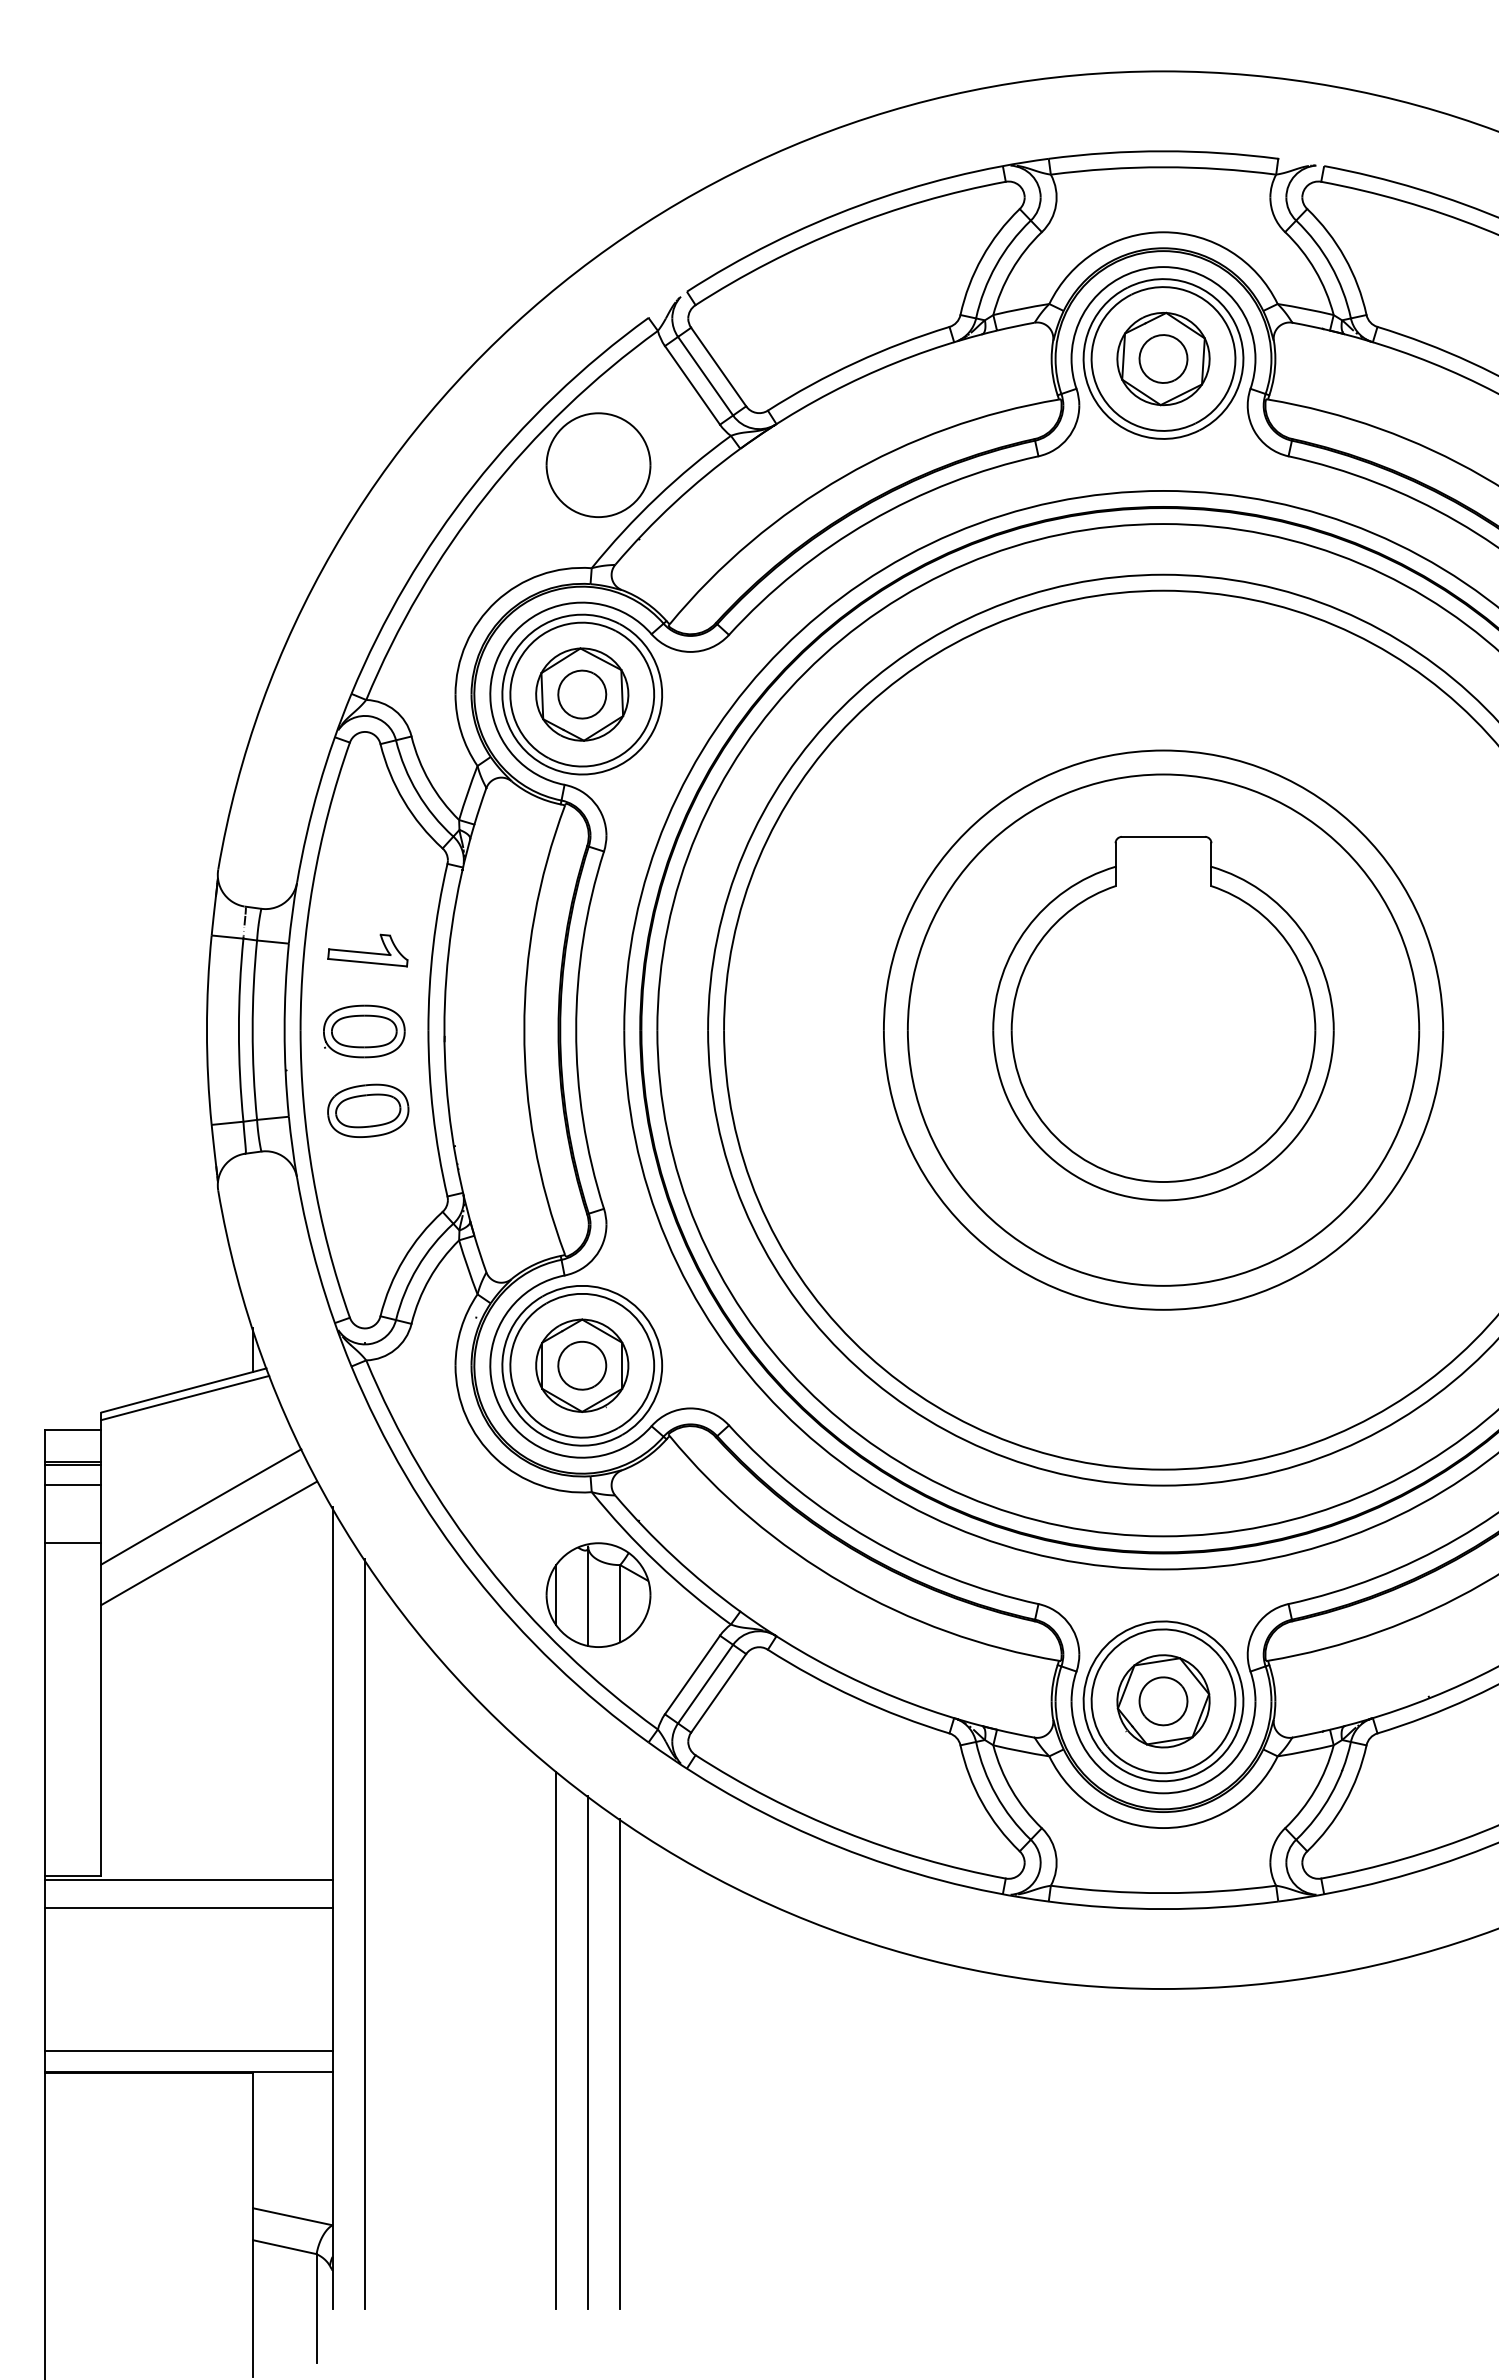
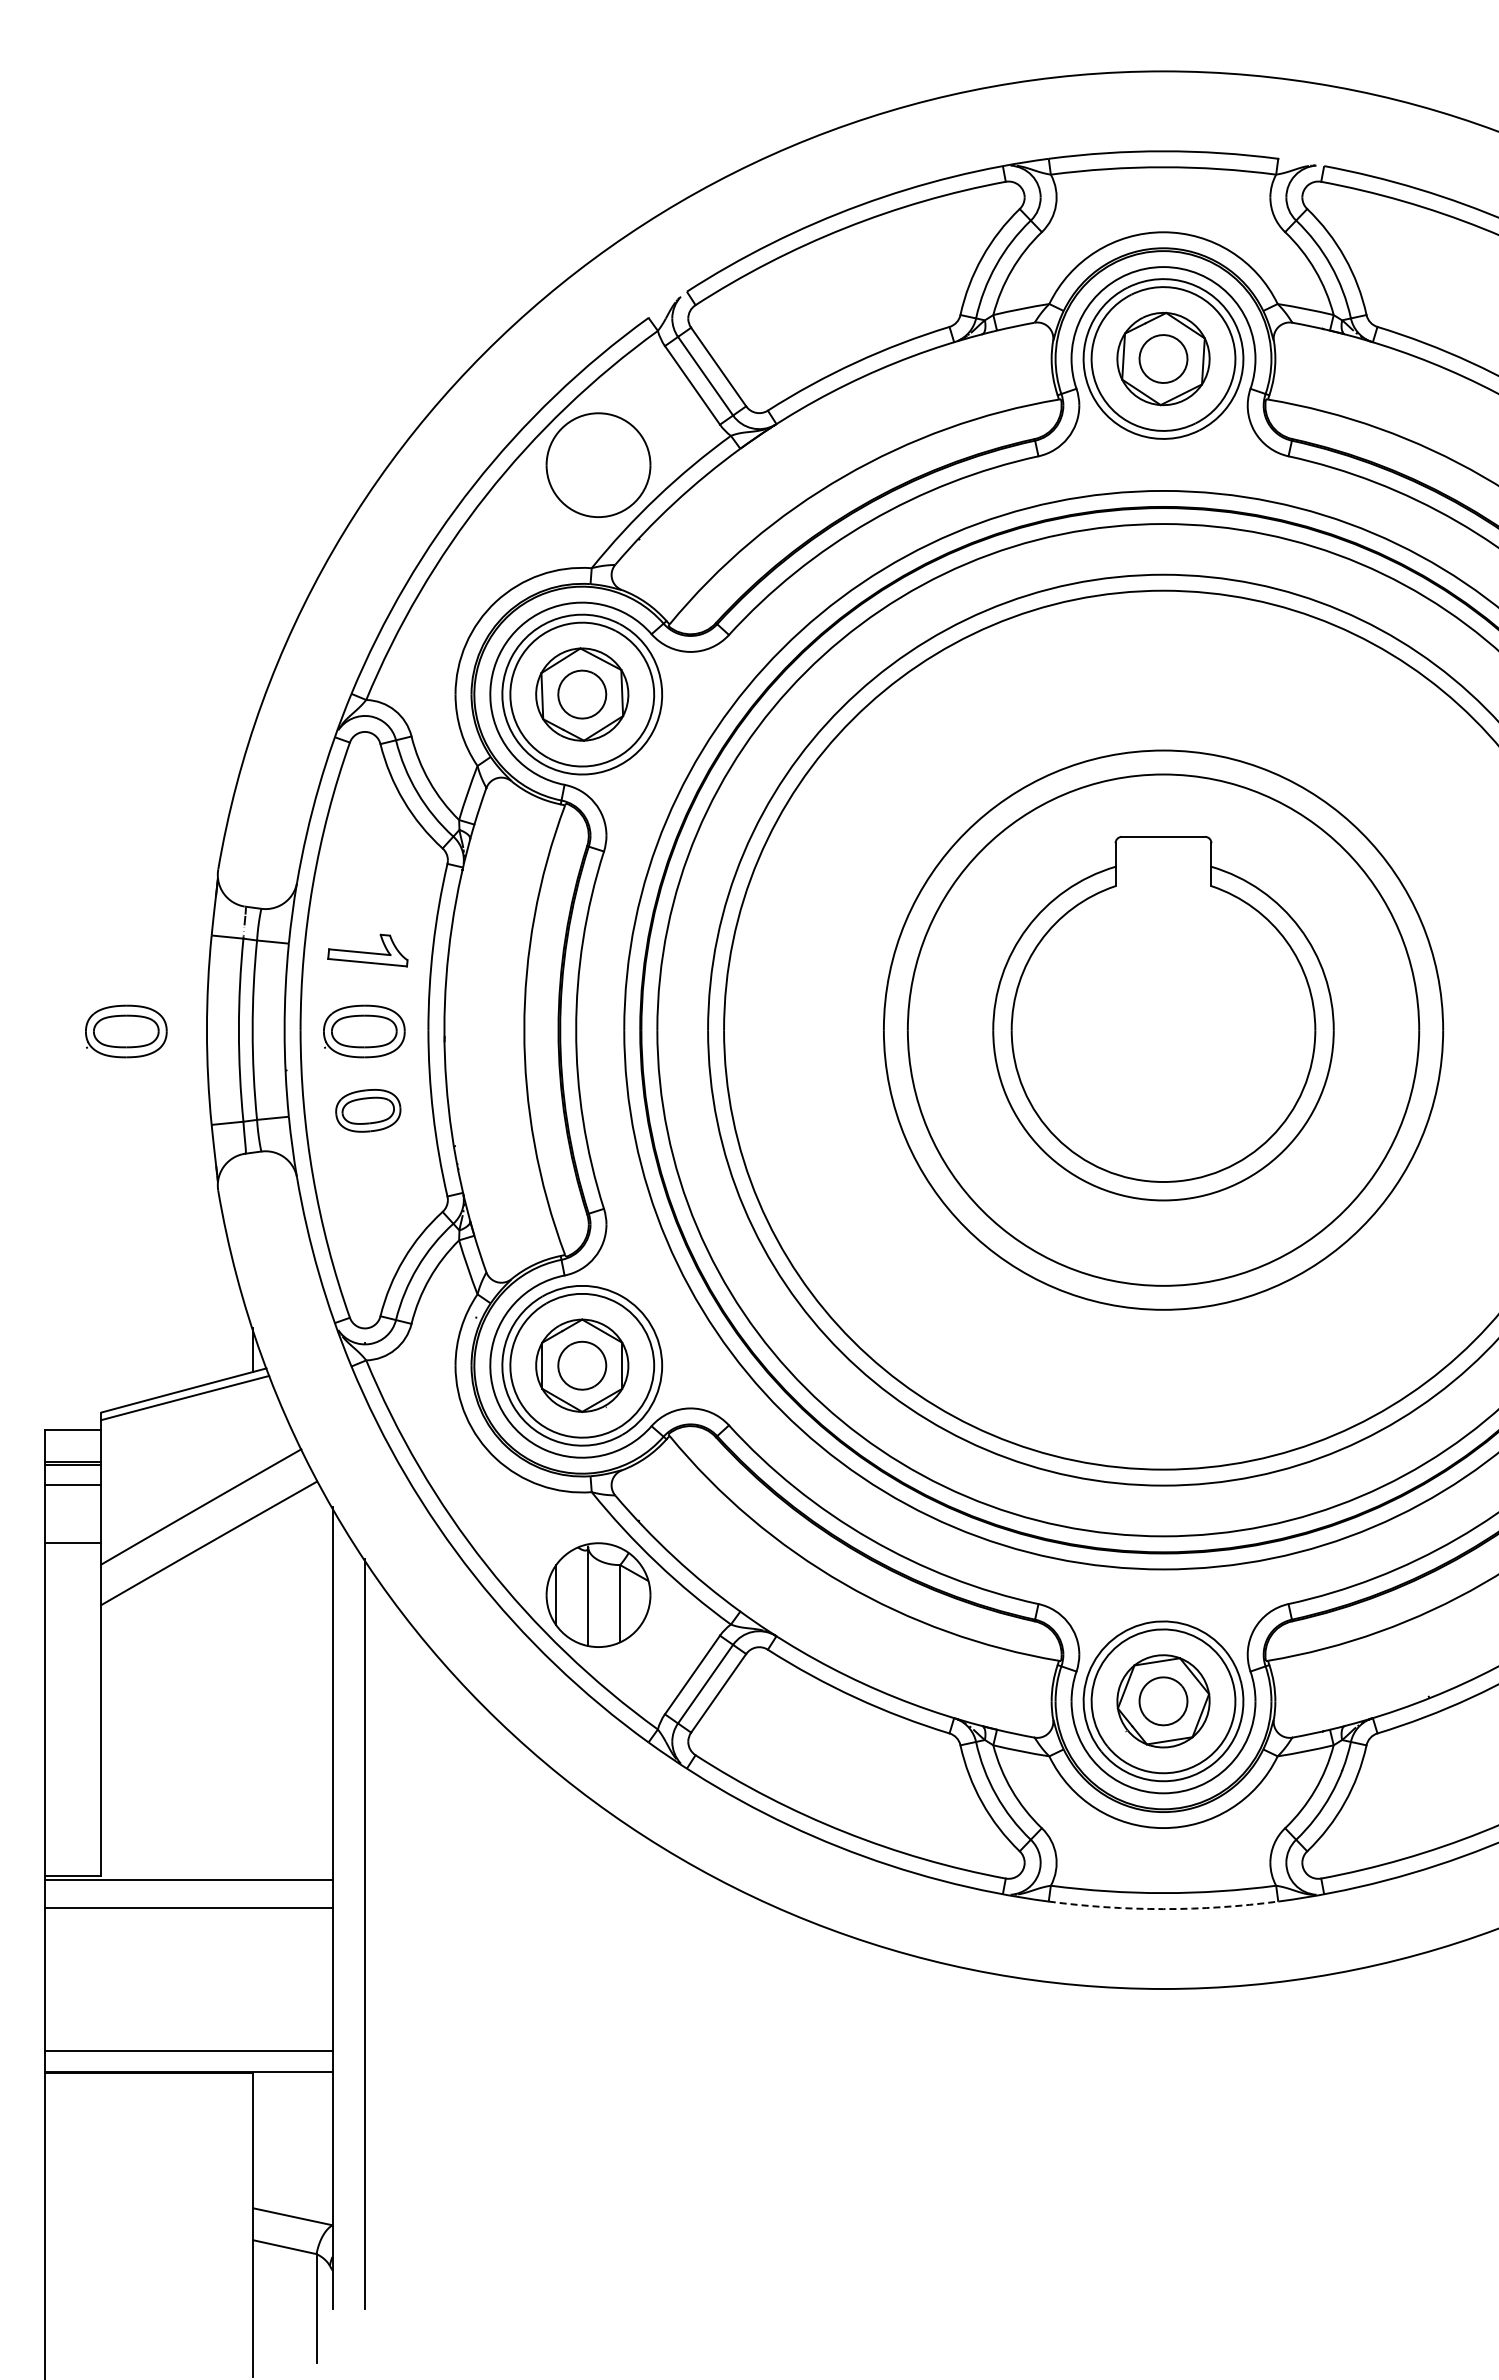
part: none -> present (126, 1031)
part size: 83x55 px -> 67x44 px (368, 1110)
arc: solid -> dashed (1163, 1909)
line: present -> none (556, 2040)
line: present -> none (588, 2051)
line: present -> none (620, 2063)
